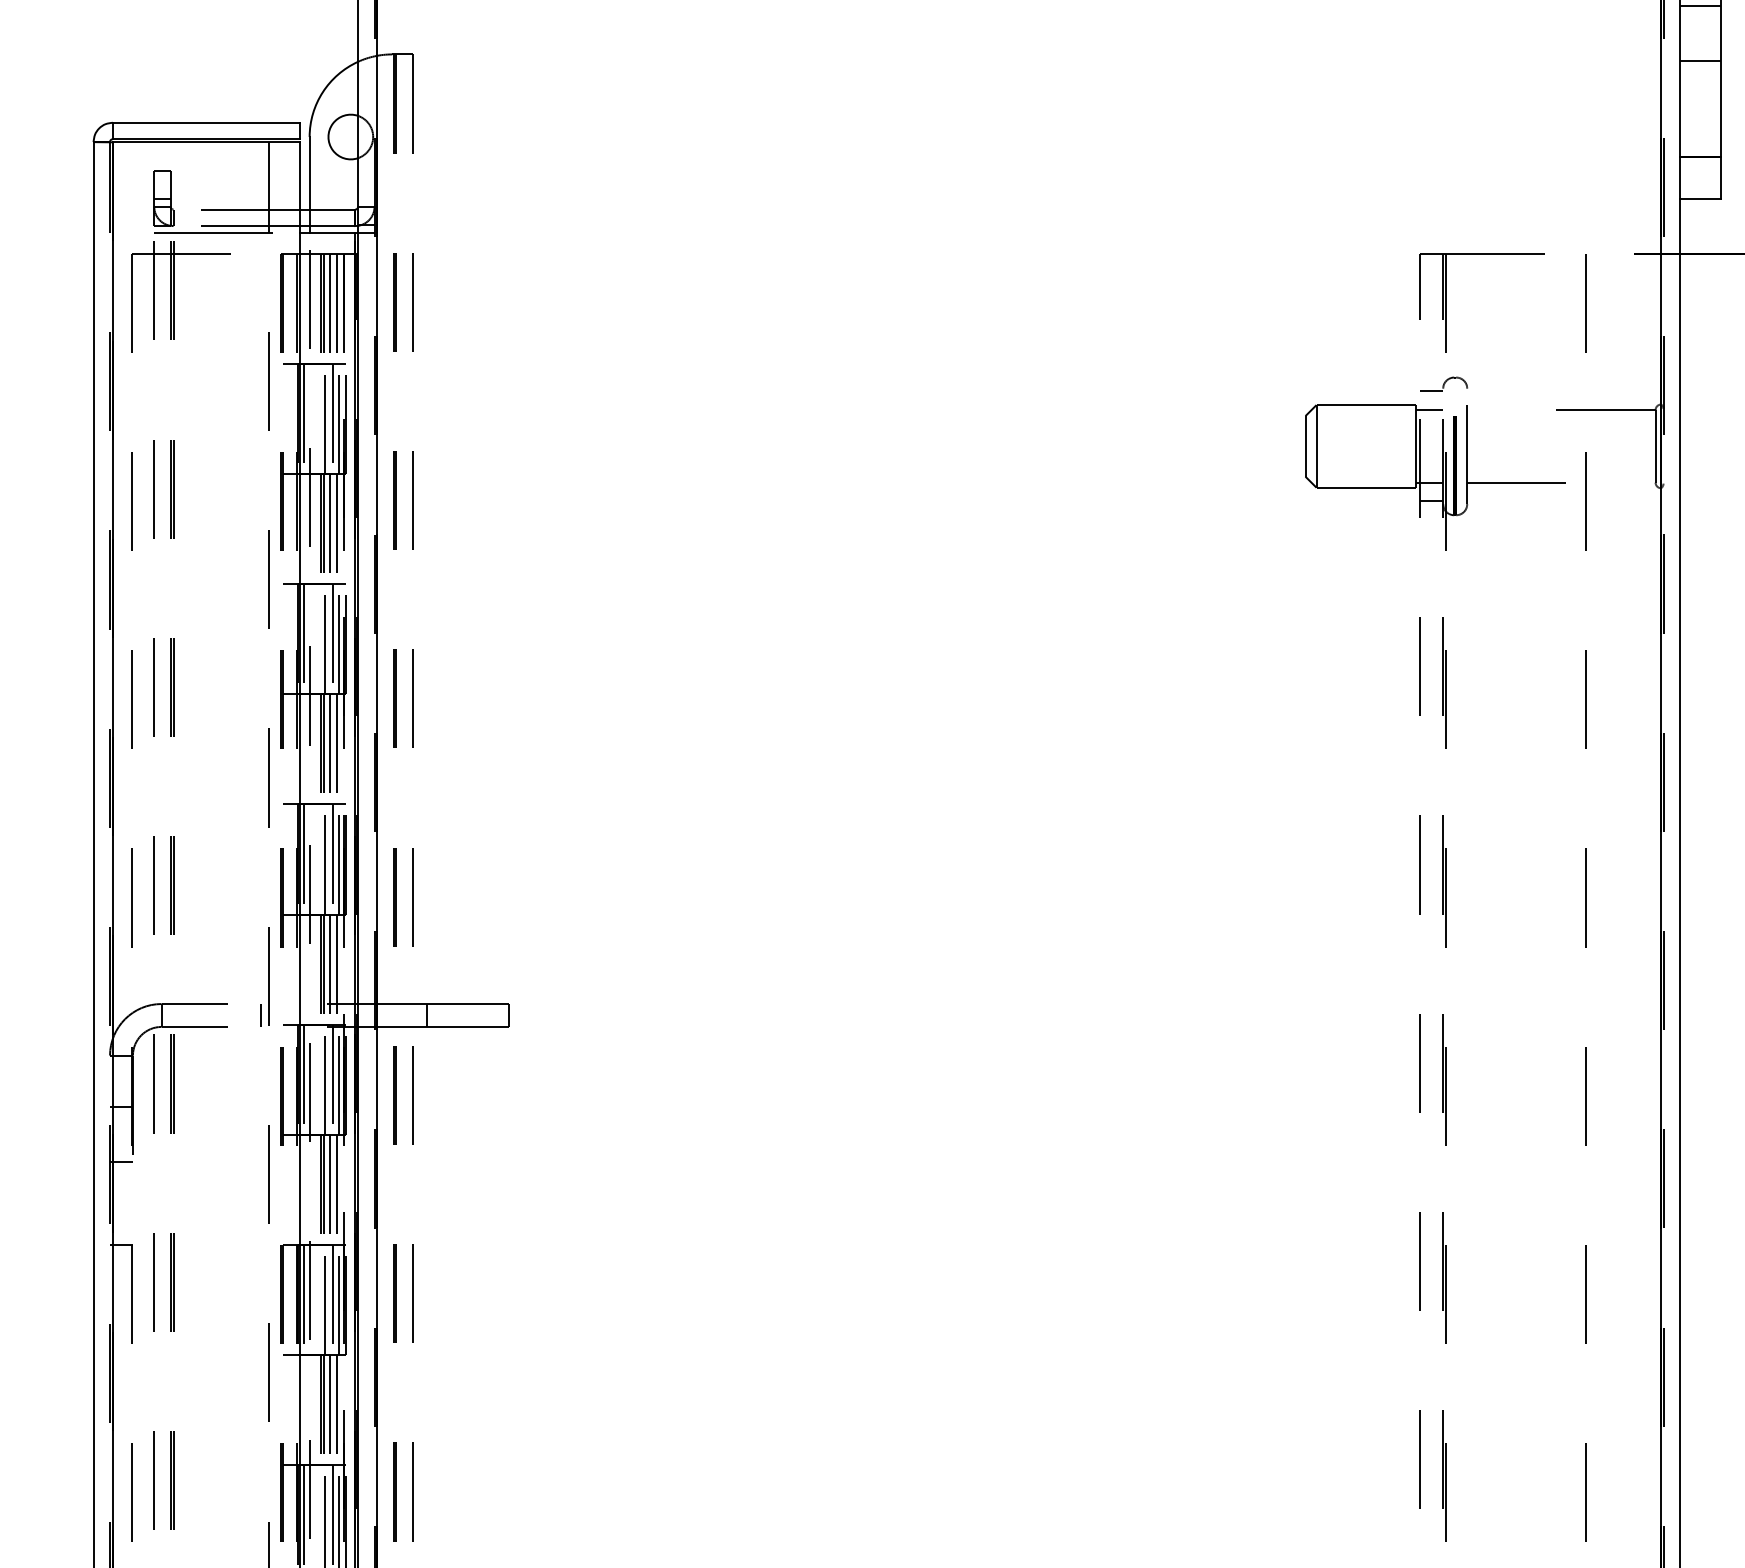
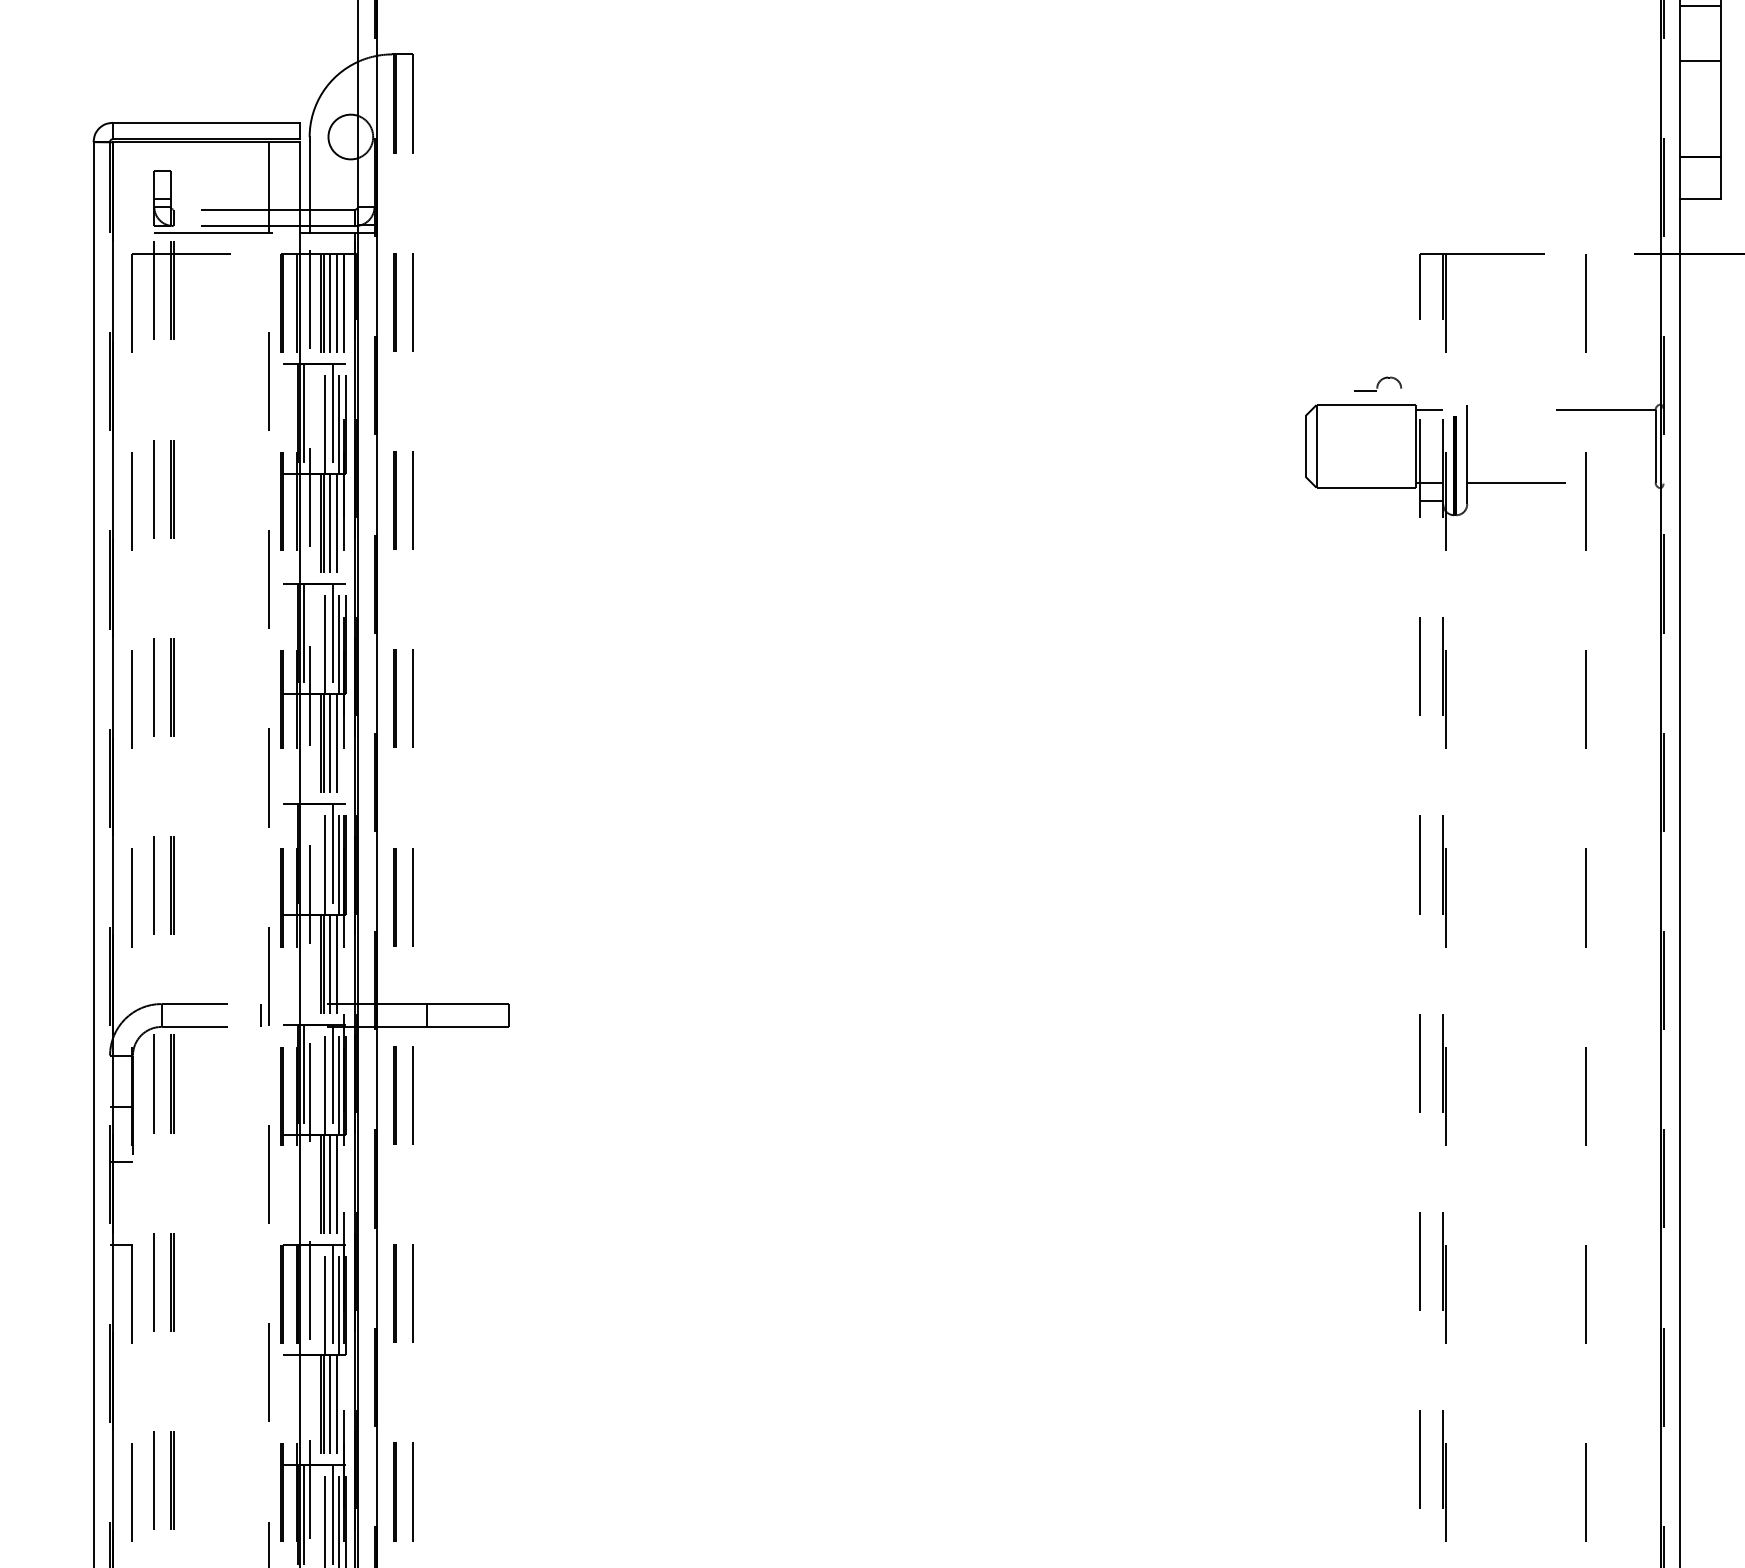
part position: (1444, 383) -> (1378, 383) (1378, 383)
line: present -> none (304, 859)
line: present -> none (304, 1300)
